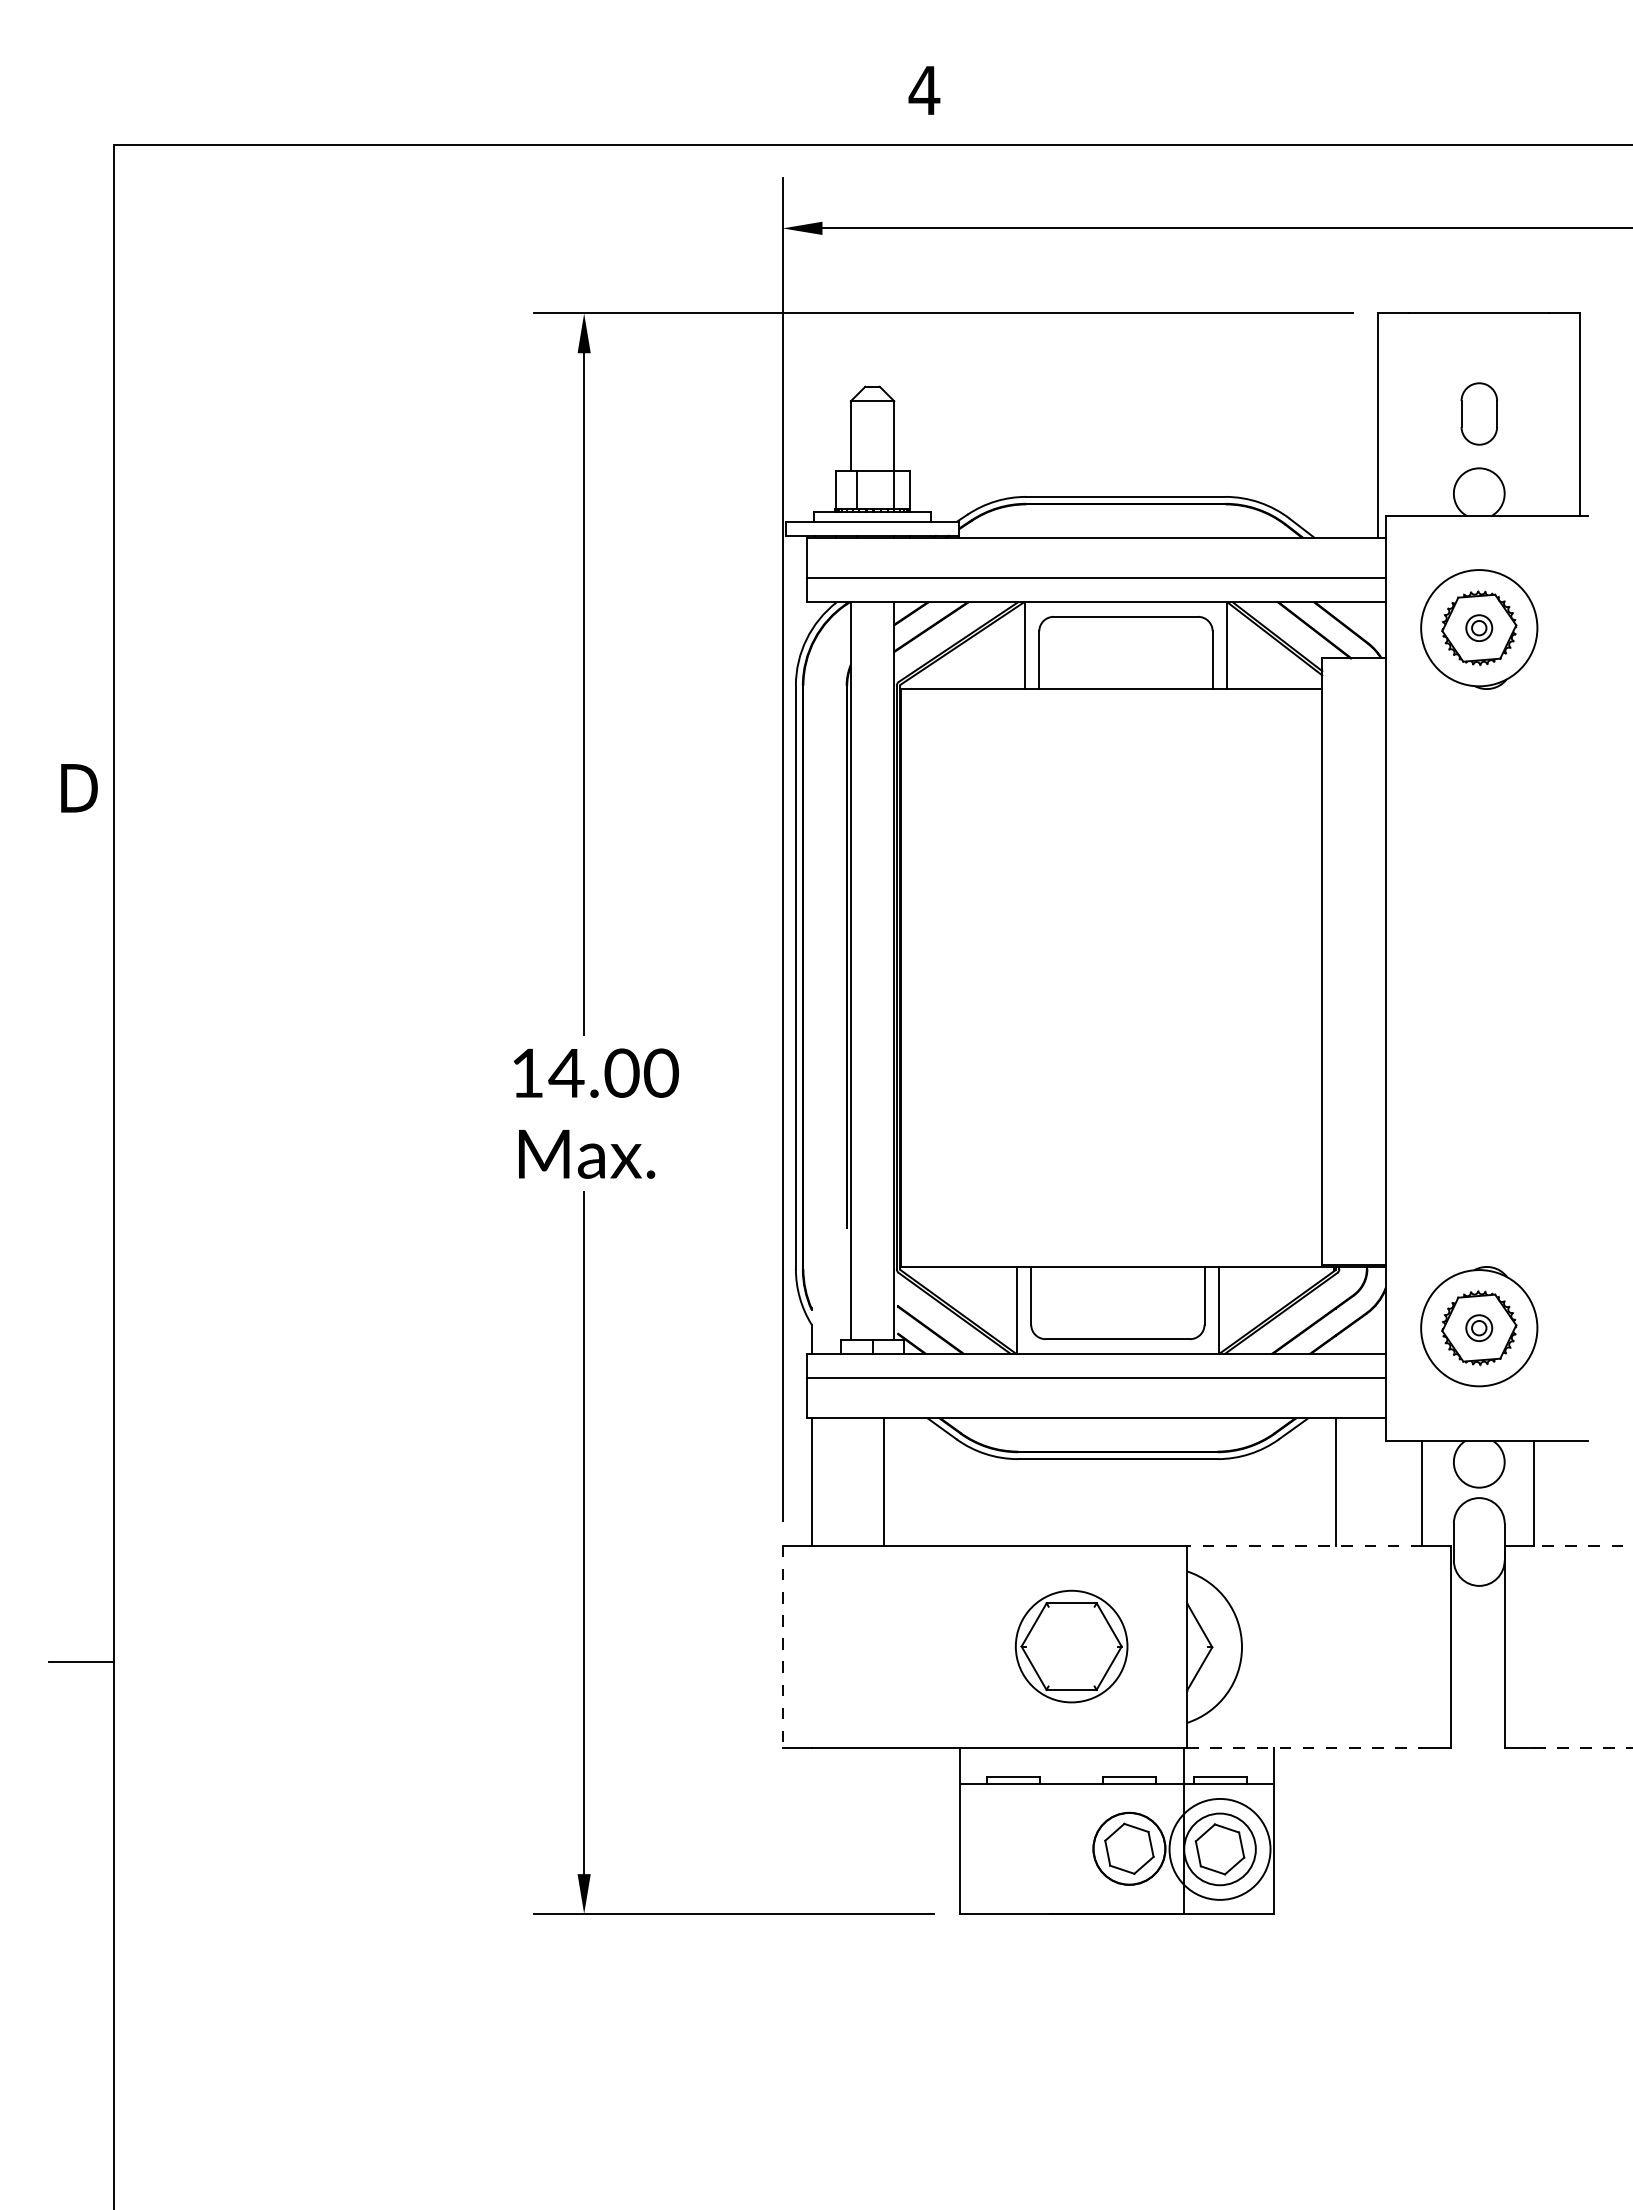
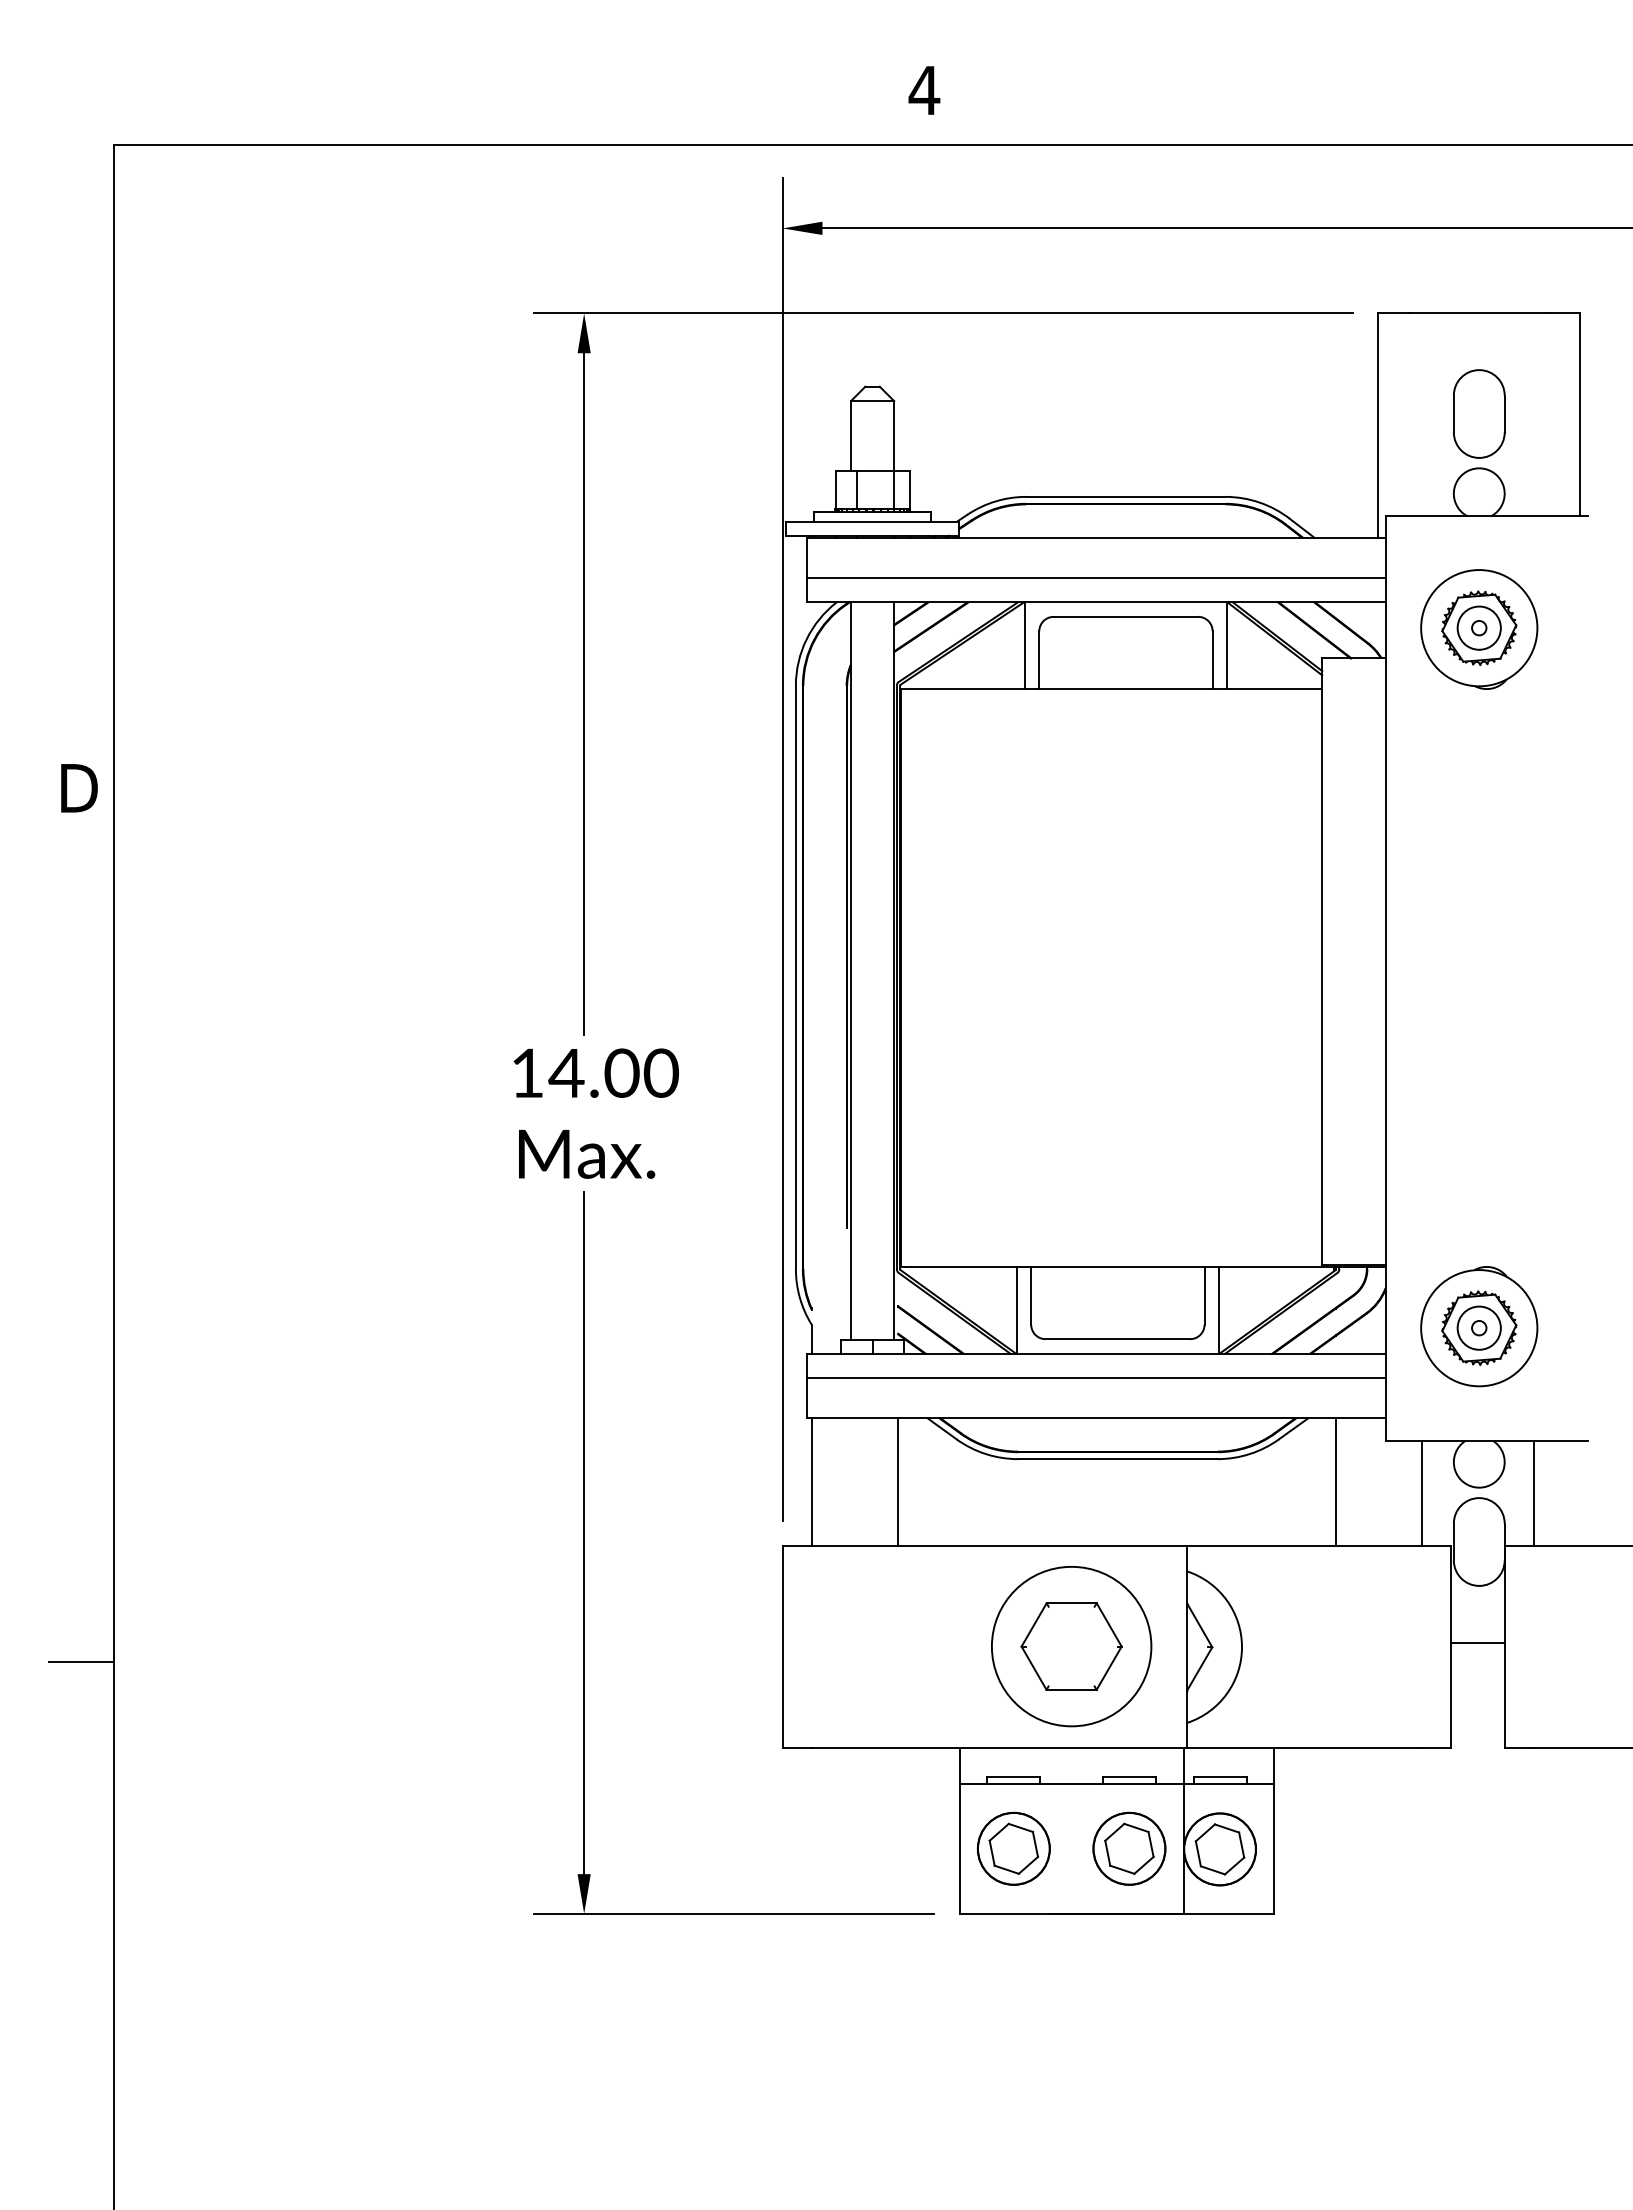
part size: 38x64 px -> 53x90 px (1479, 413)
circle diameter: 26 px -> 43 px (1478, 627)
circle diameter: 26 px -> 43 px (1478, 1327)
line position: (884, 1481) -> (898, 1481) (898, 1481)
line: dashed -> solid (1304, 1545)
line: dashed -> solid (1582, 1545)
line: none -> present (1478, 1642)
circle diameter: 112 px -> 159 px (1071, 1646)
line: dashed -> solid (782, 1647)
line: dashed -> solid (1304, 1748)
line: dashed -> solid (1583, 1748)
part: none -> present (1013, 1848)
circle diameter: 101 px -> 72 px (1219, 1849)
